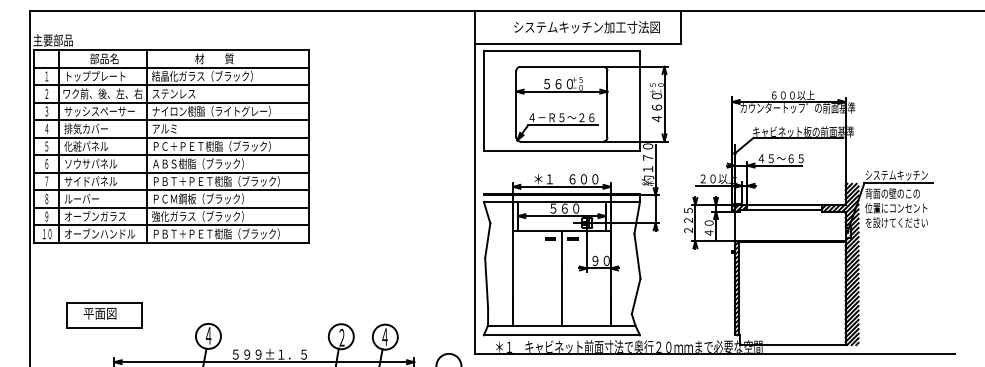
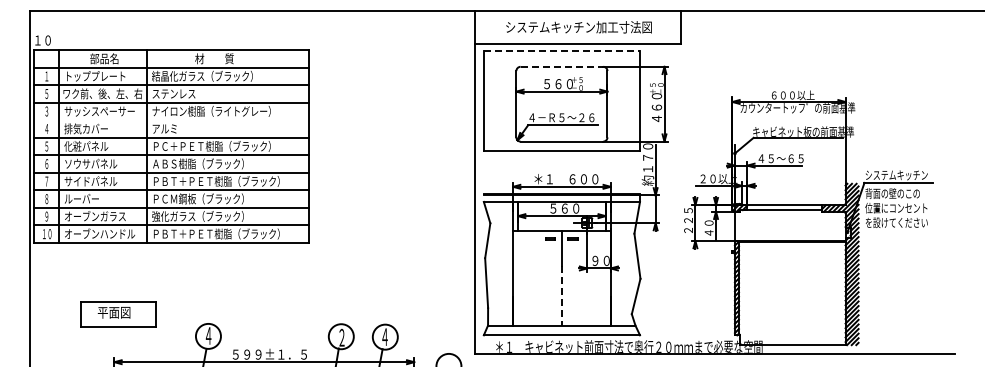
text position: (586, 27) -> (578, 27) (578, 27)
text: 主要部品 -> １０ (52, 40)
line: solid -> dashed (562, 50)
line: solid -> dashed (562, 66)
text: ２ -> ５ (46, 93)
line: present -> none (171, 120)
line: solid -> dashed (561, 295)
part position: (104, 315) -> (118, 314) (118, 314)
